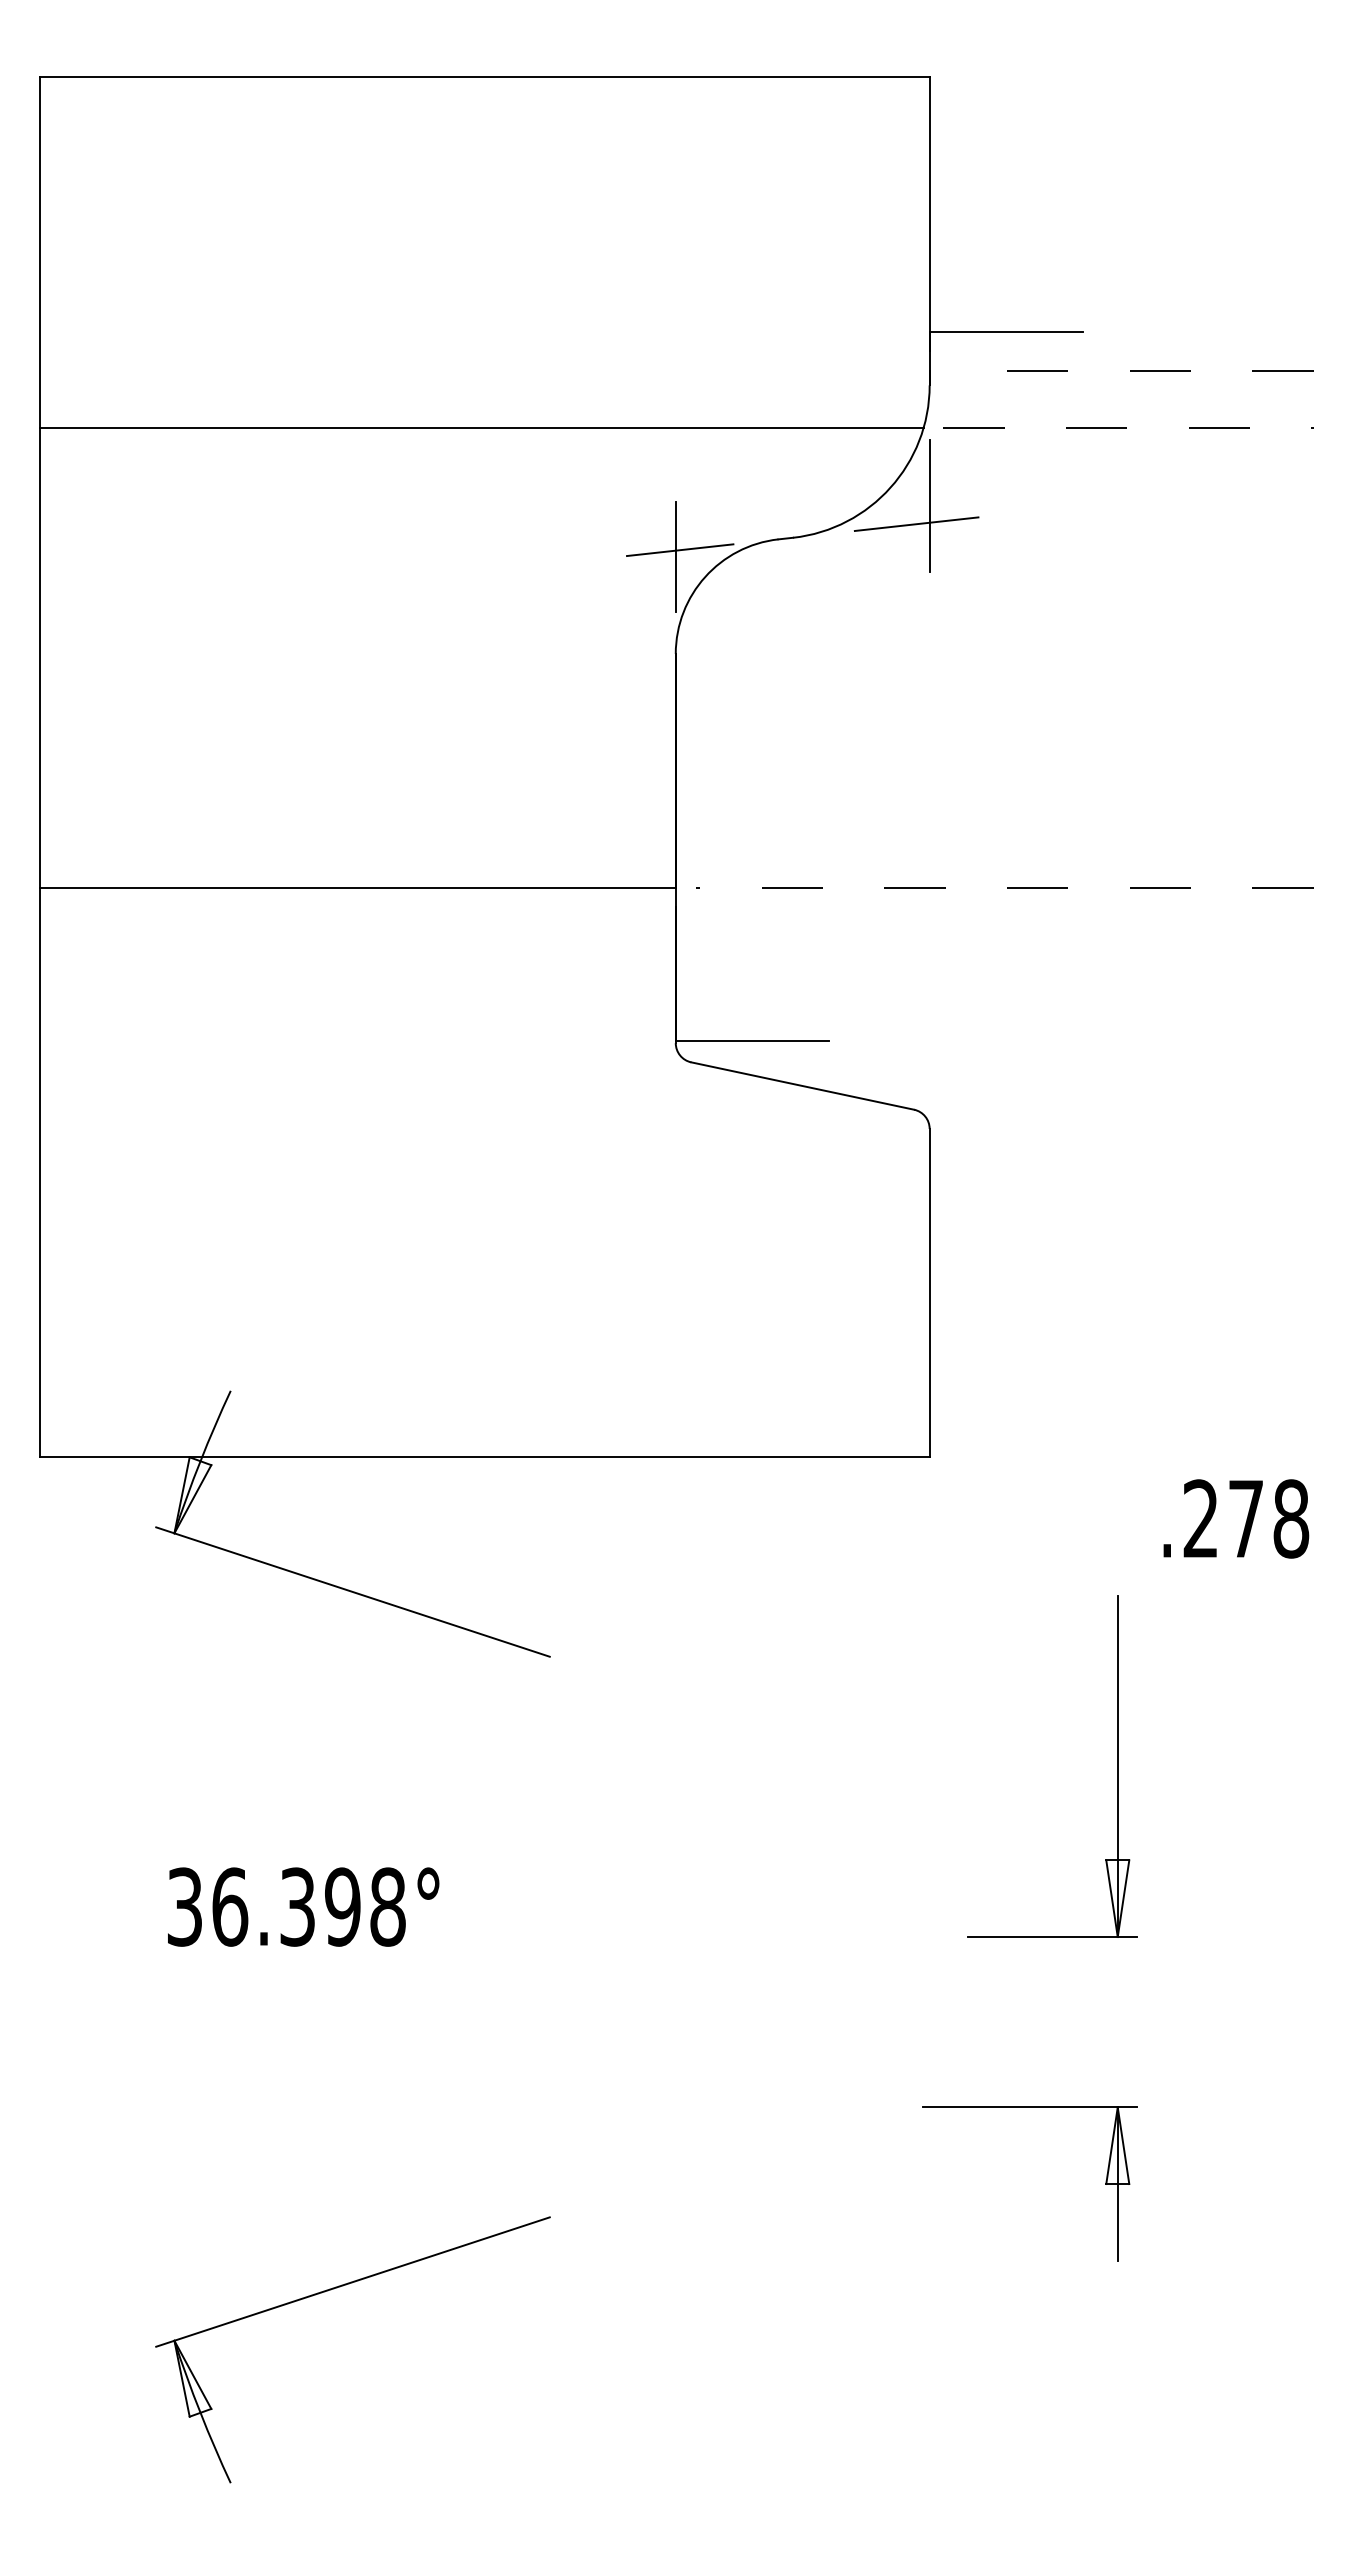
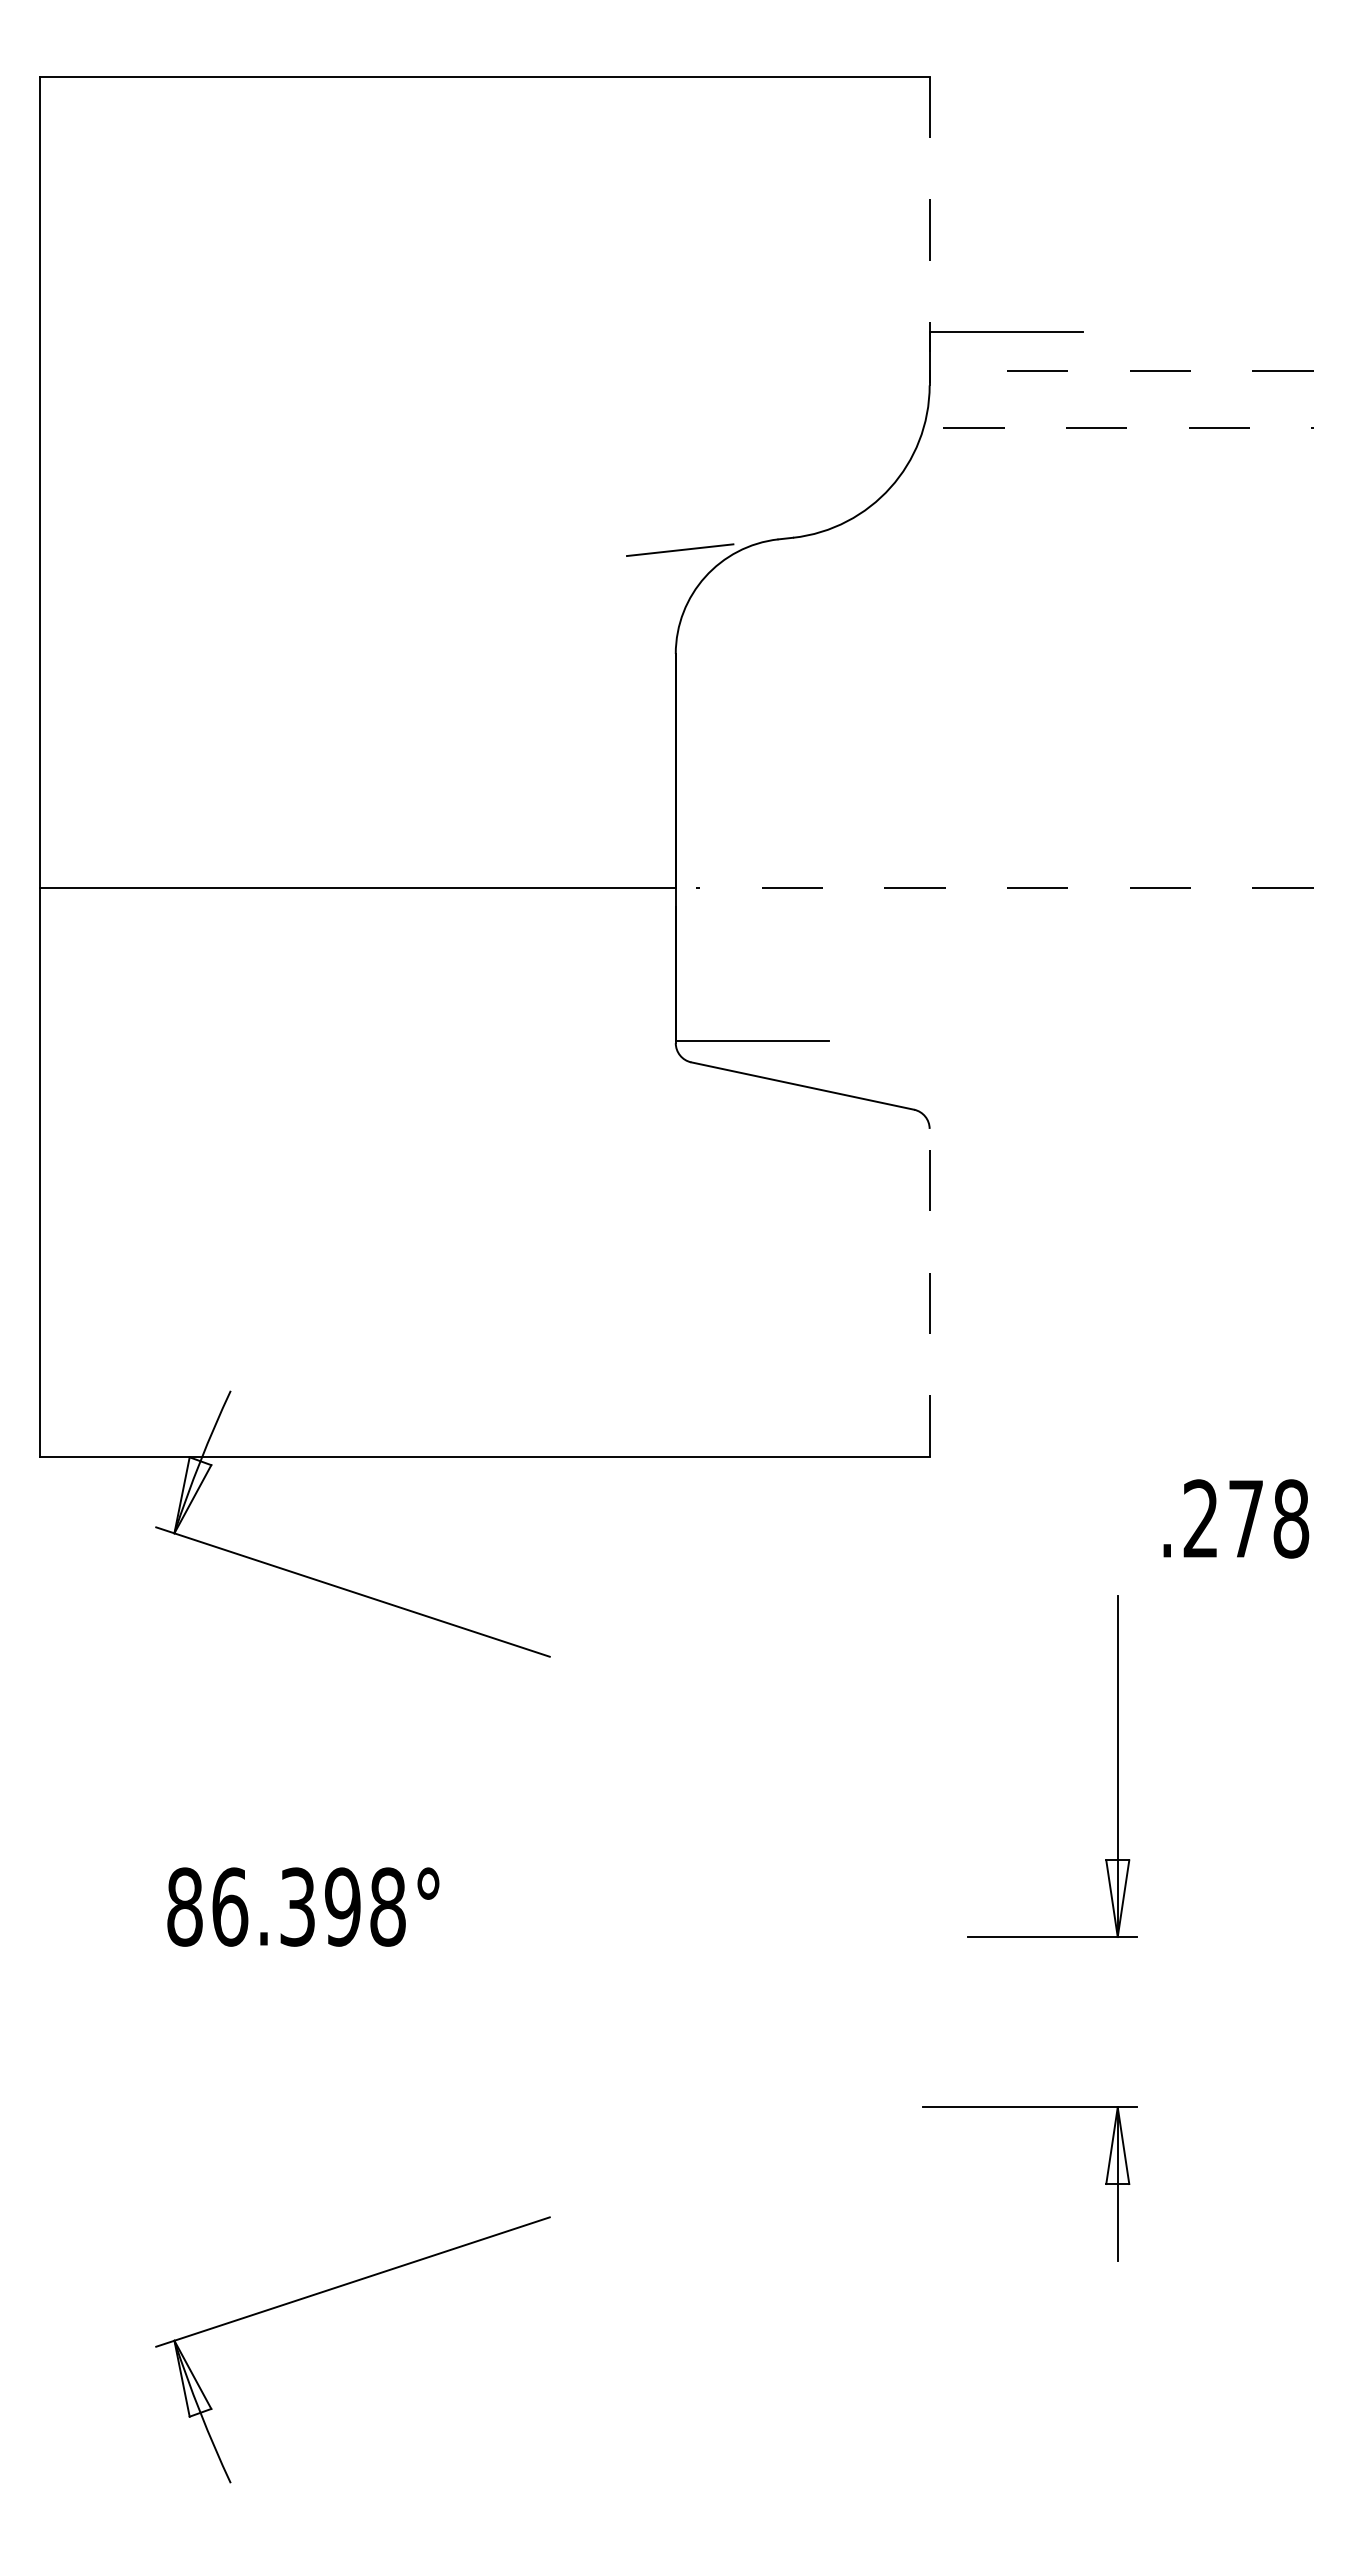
line: solid -> dashed (929, 231)
line: present -> none (481, 427)
part: present -> none (929, 505)
line: present -> none (675, 556)
line: solid -> dashed (929, 1292)
text: 36.398° -> 86.398° (184, 1906)
